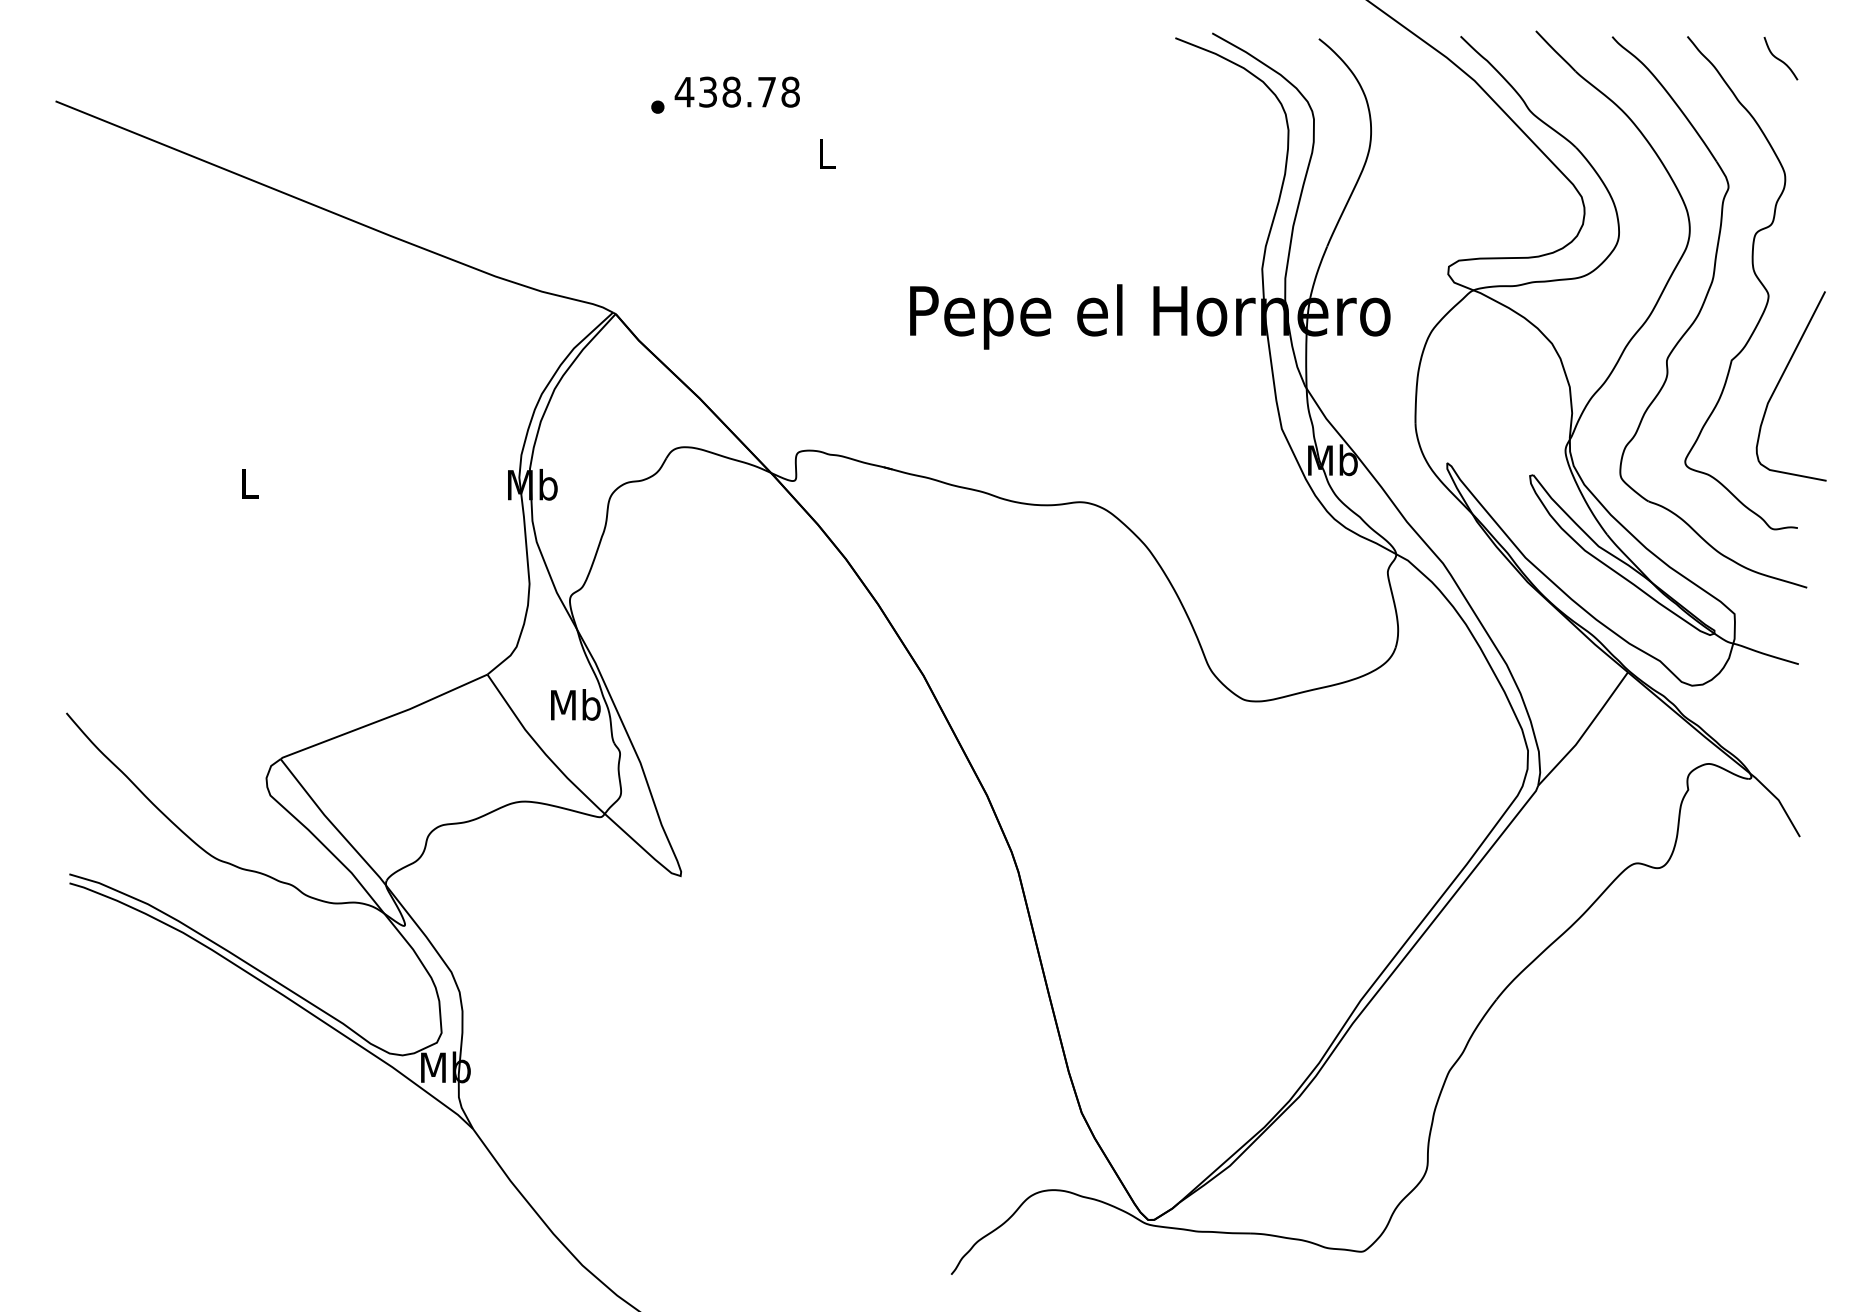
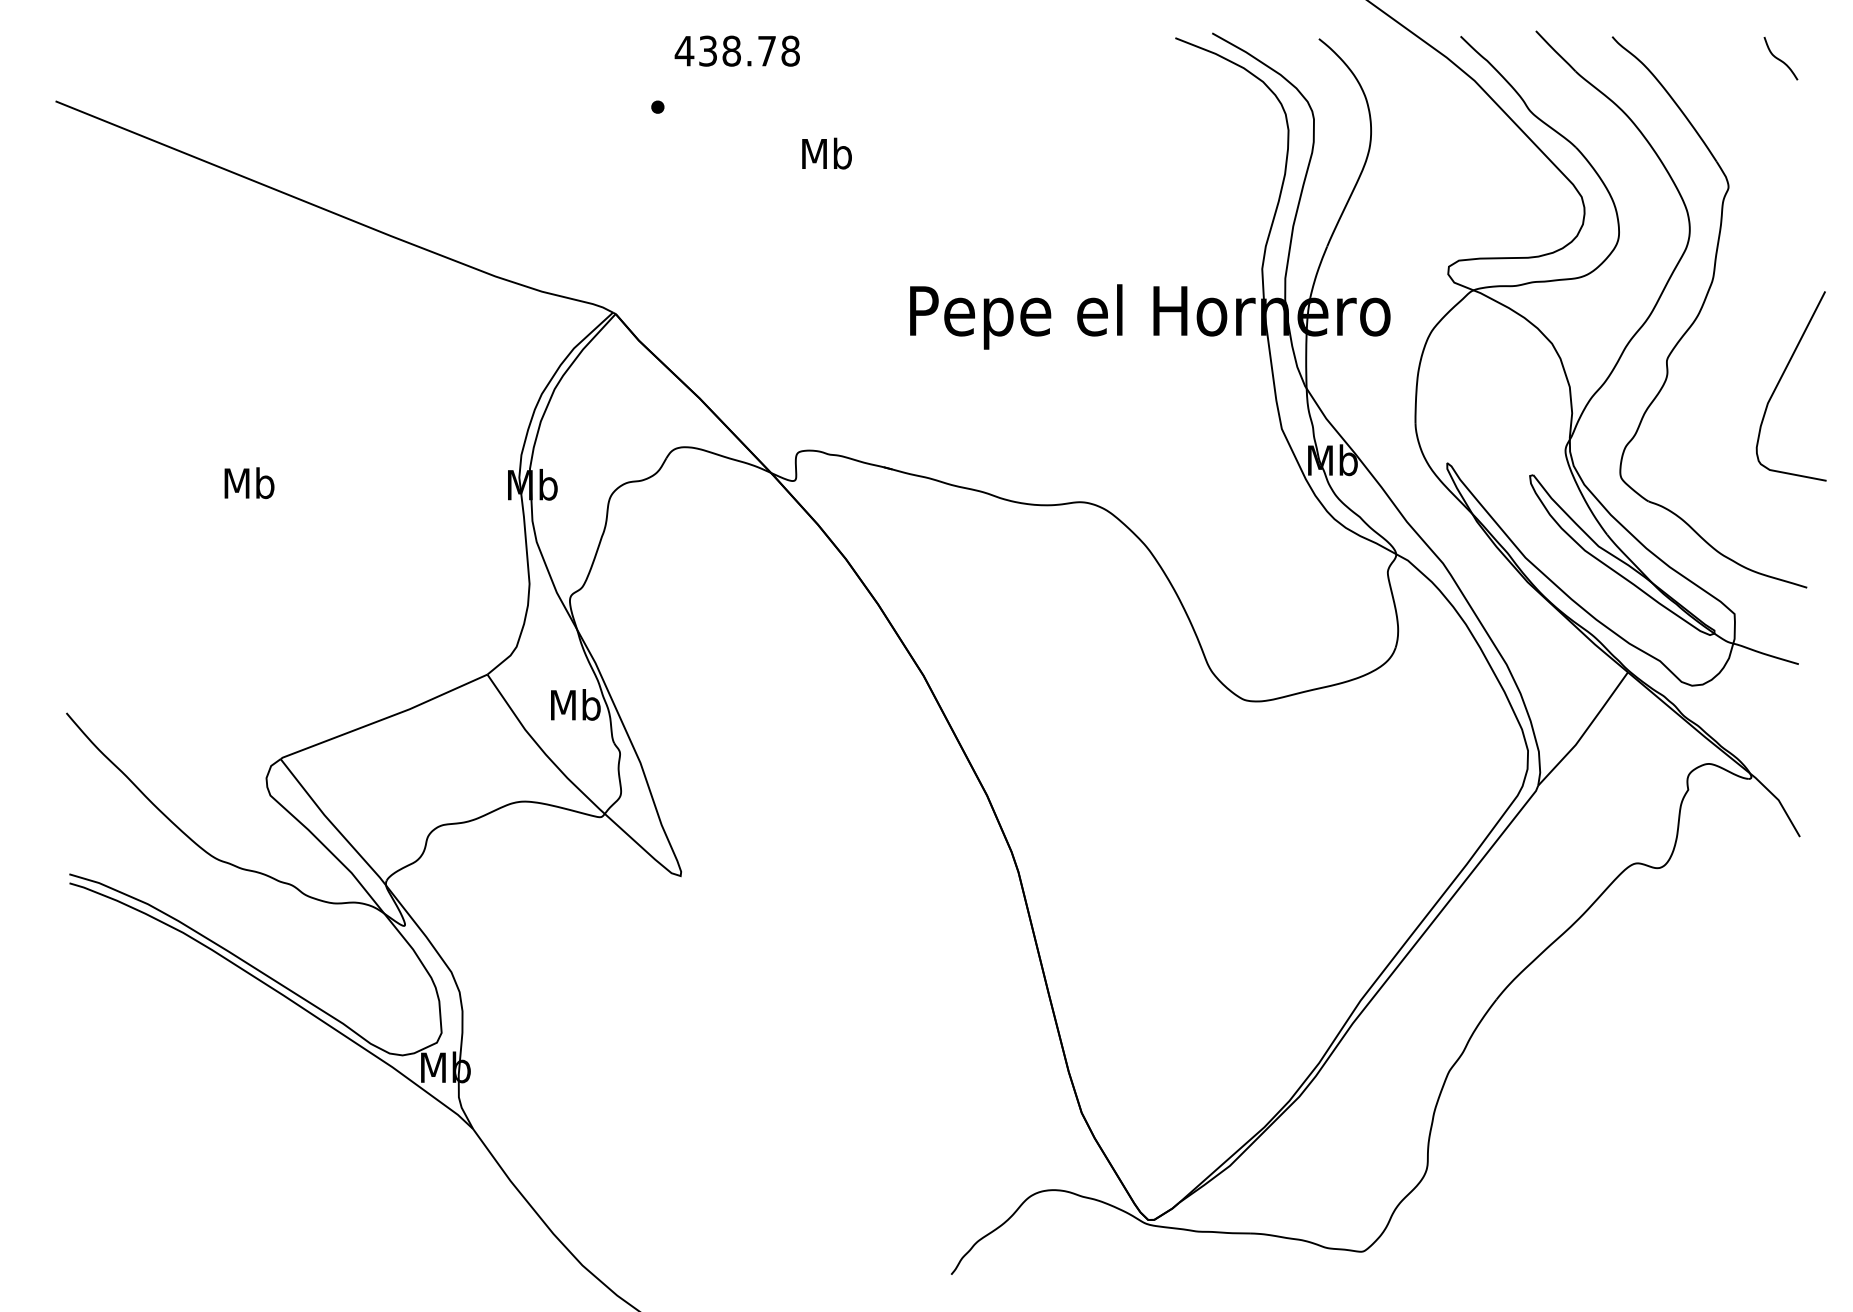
text position: (736, 91) -> (736, 50) (736, 50)
text: L -> Mb (826, 153)
part: present -> none (1755, 276)
text: L -> Mb (249, 483)
